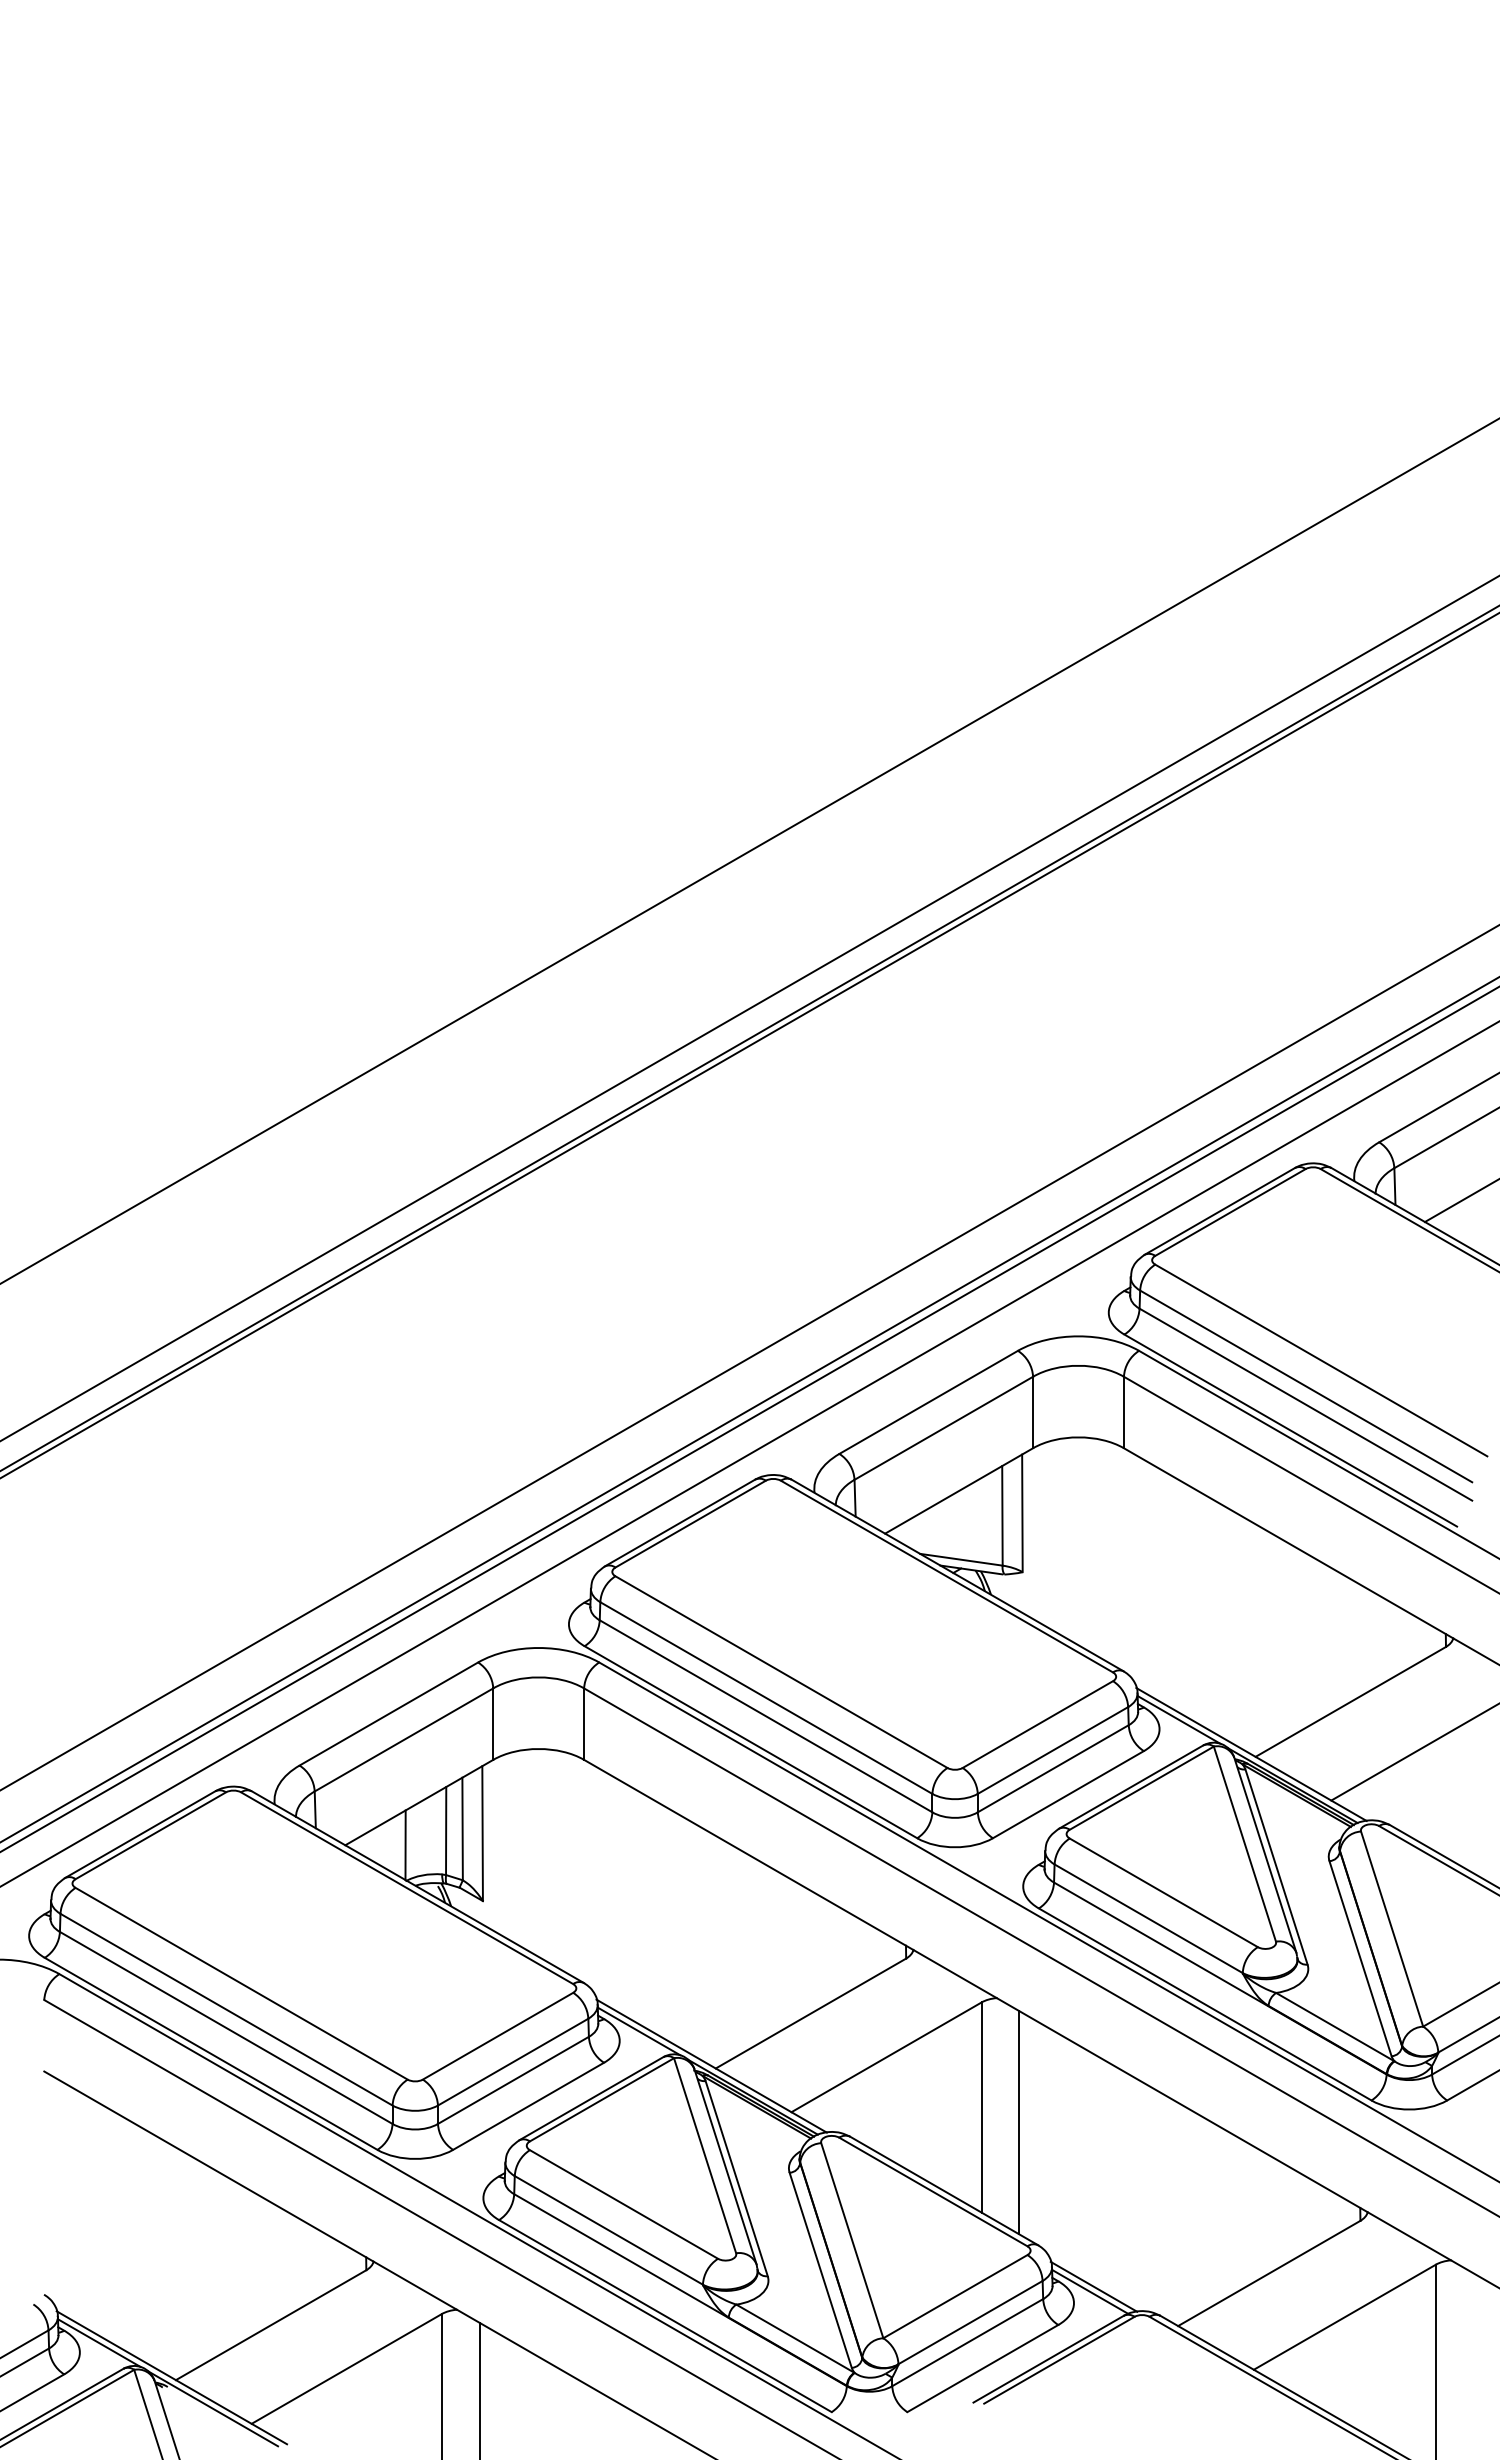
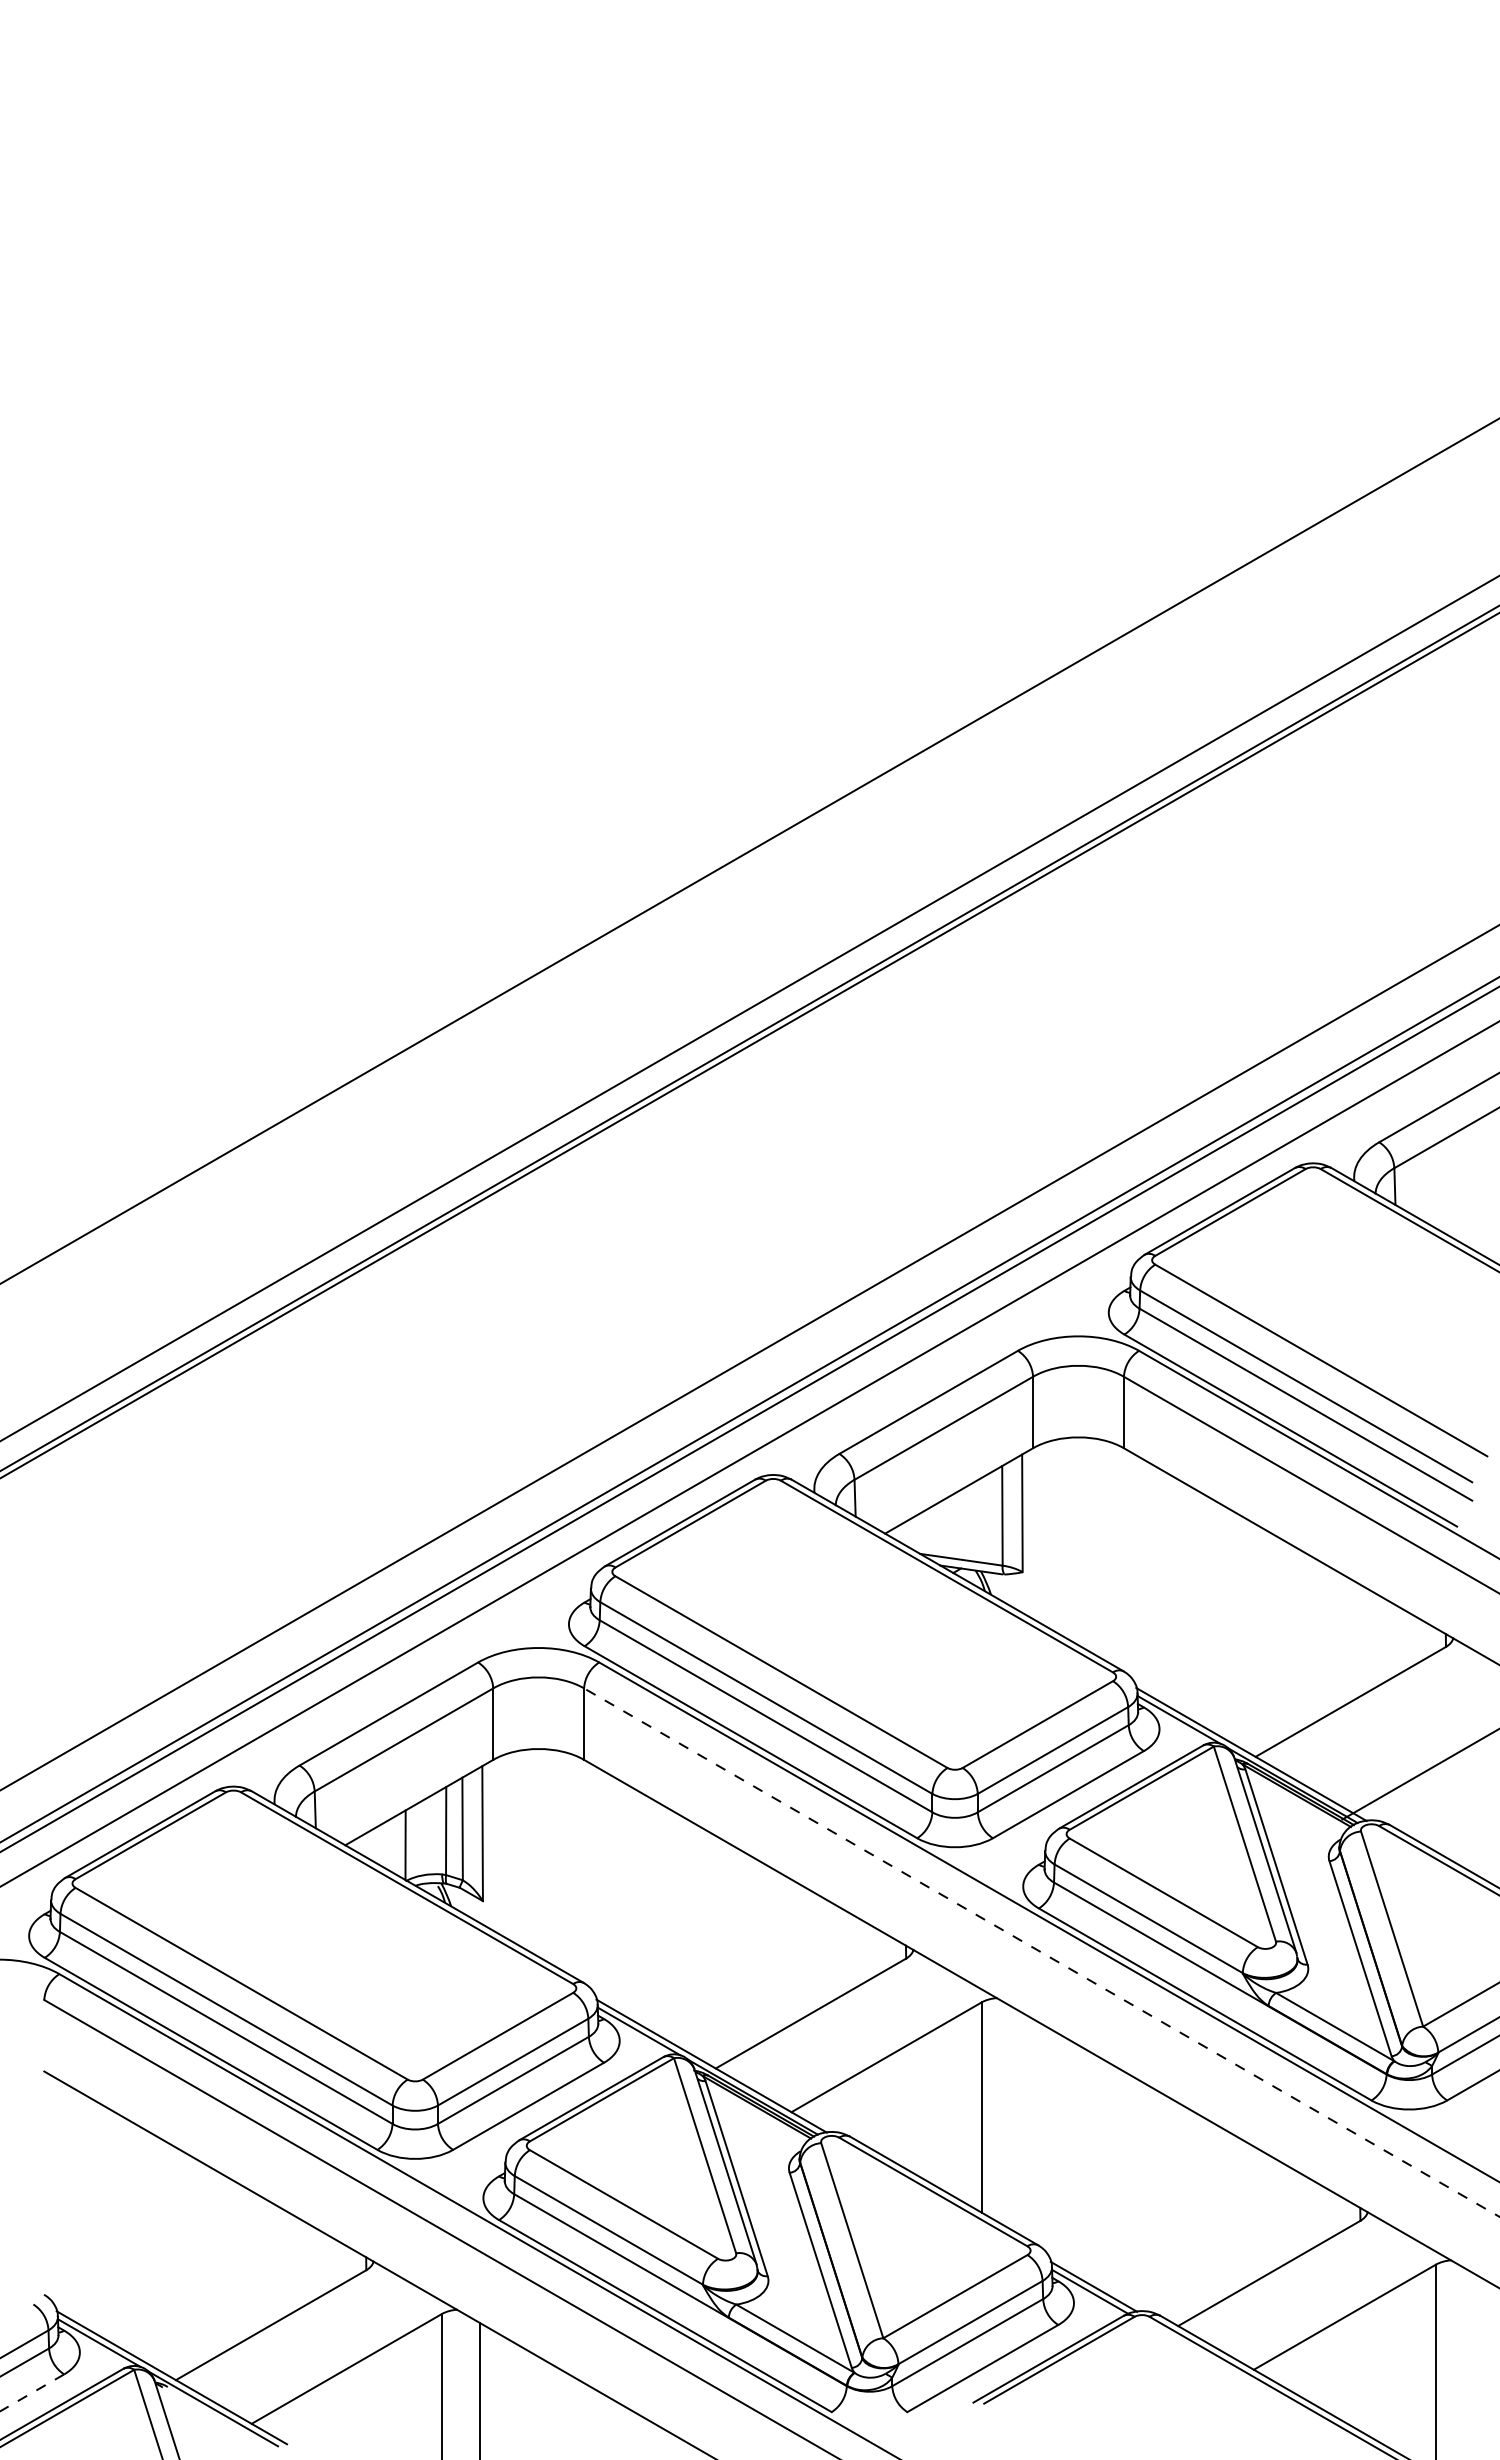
line: present -> none (1460, 1201)
line position: (1413, 1752) -> (1419, 1774) (1419, 1774)
line: solid -> dashed (1041, 1952)
line: present -> none (1019, 2122)
line: solid -> dashed (32, 2392)
